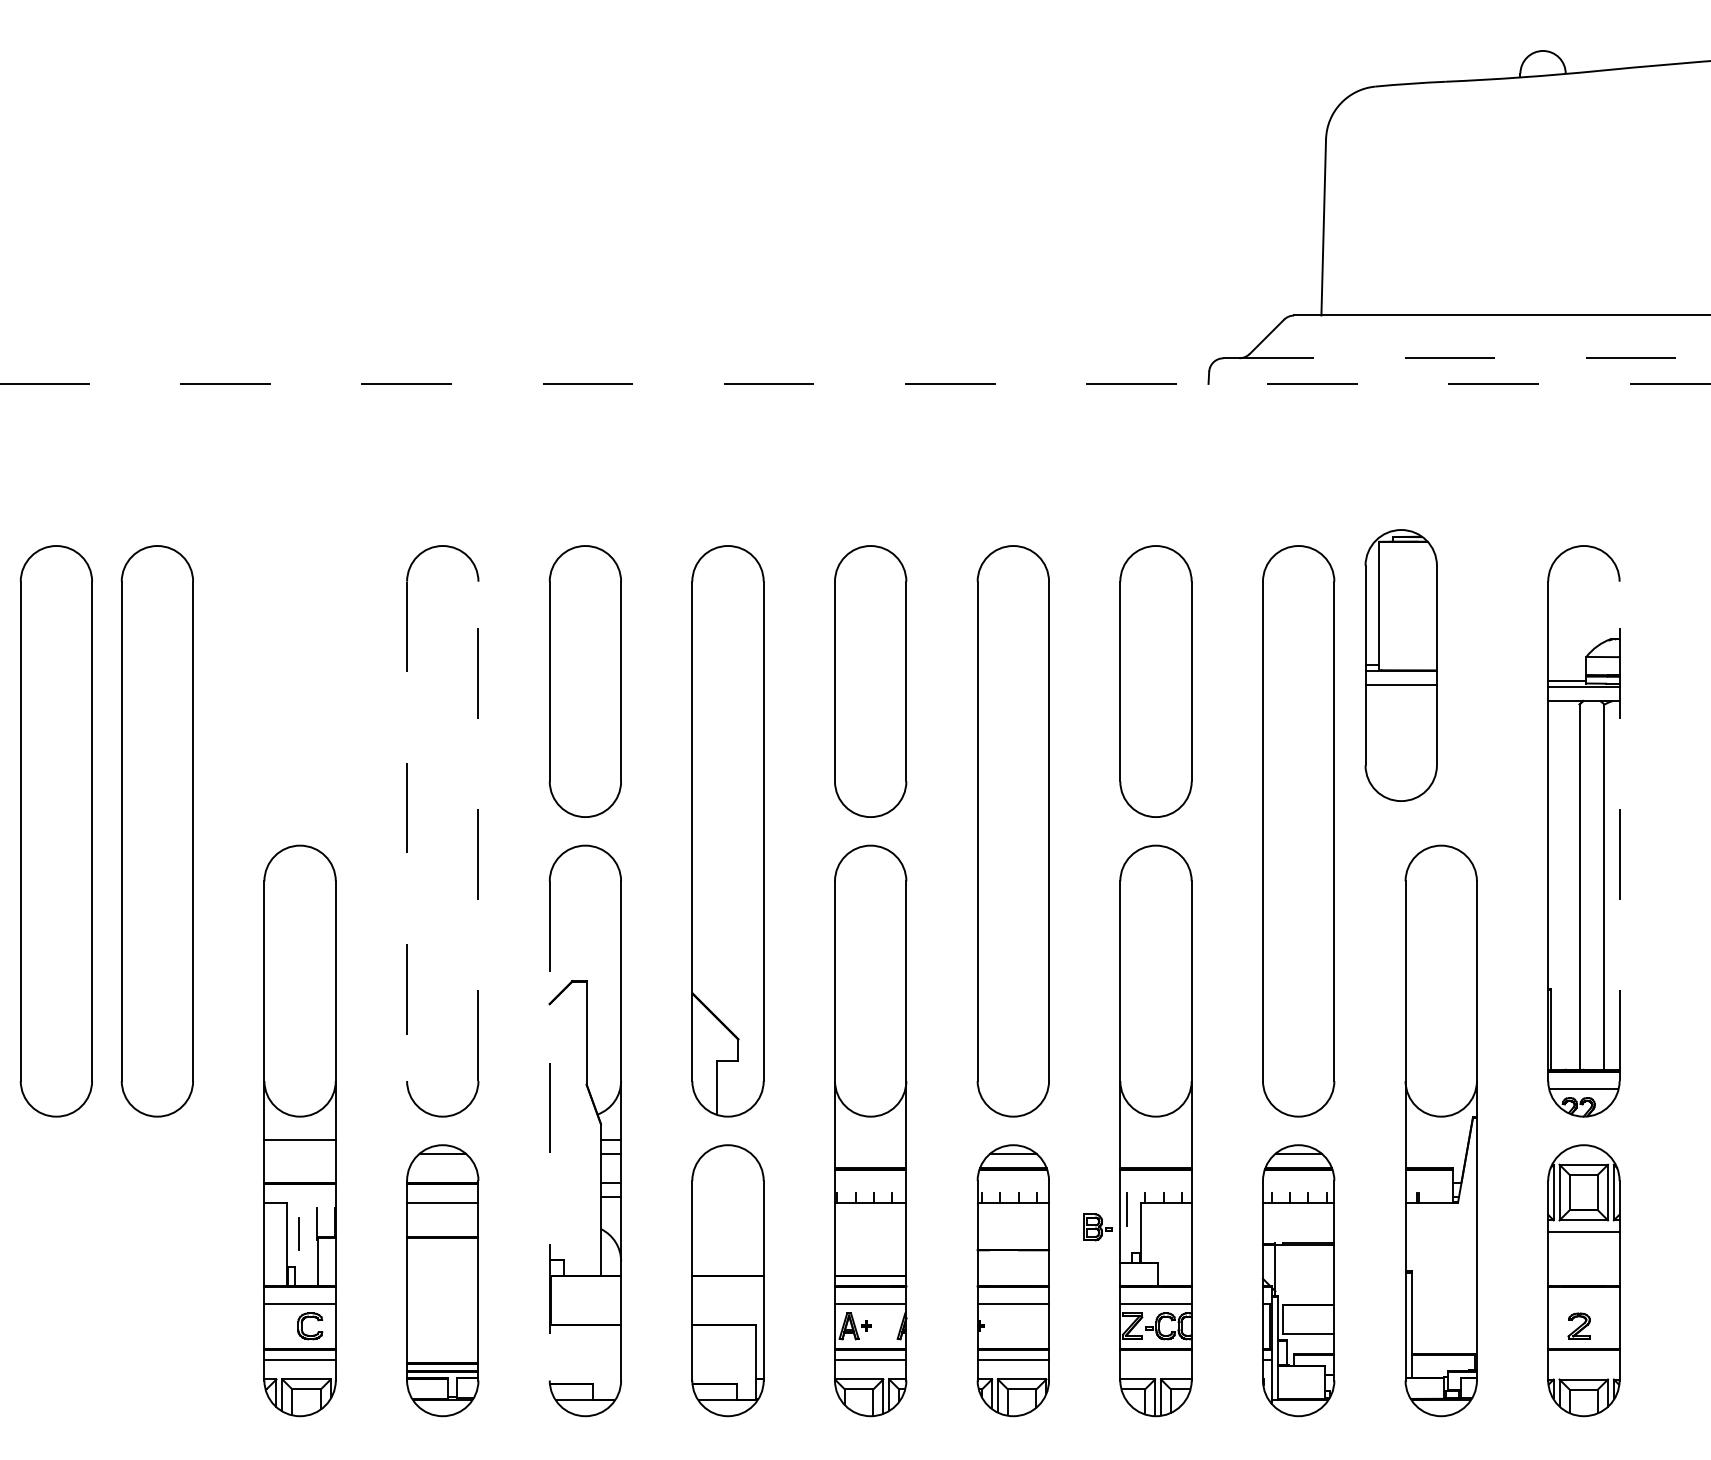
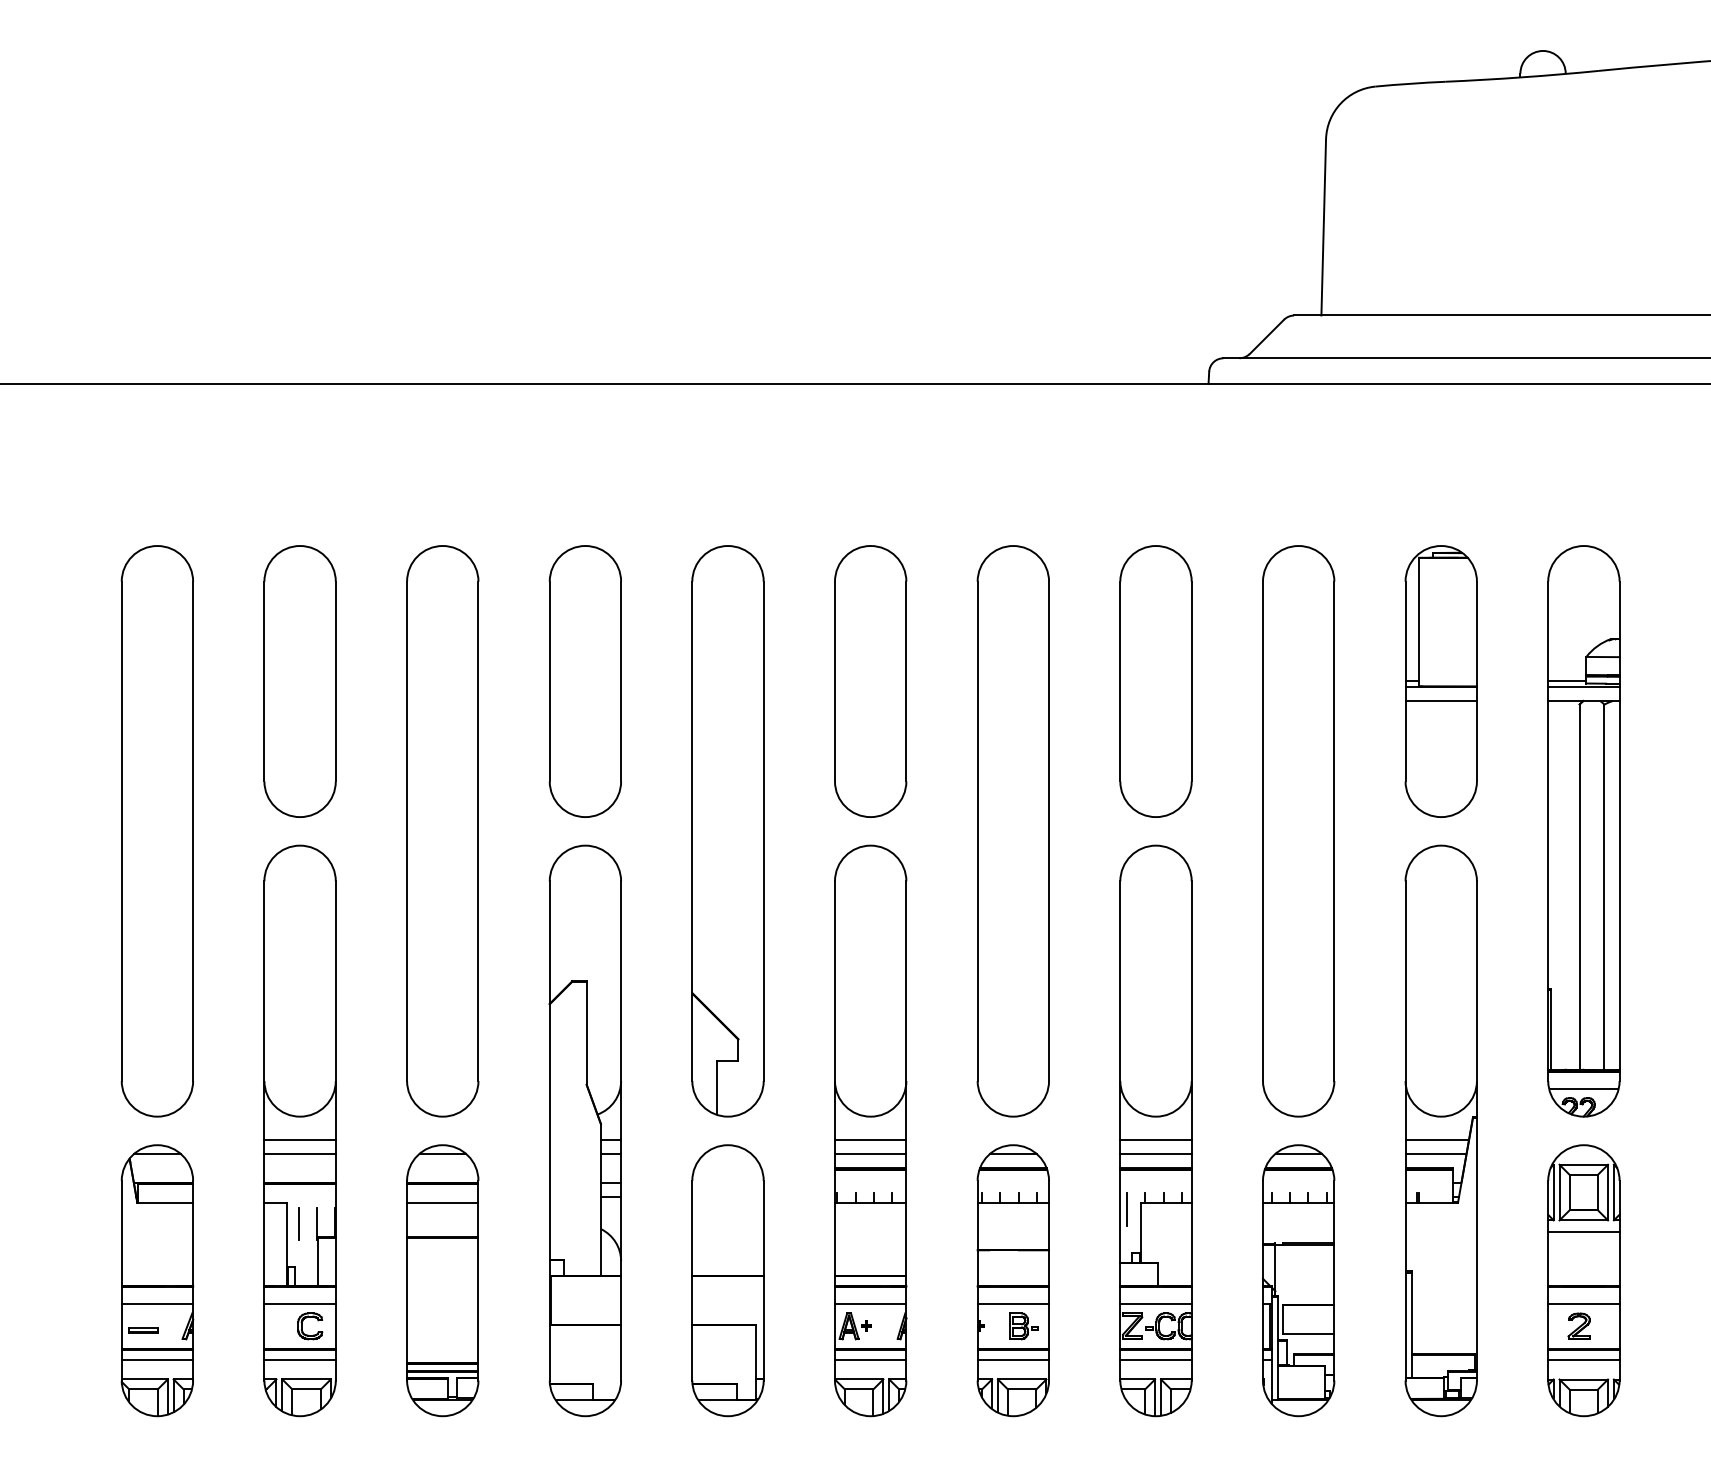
line: dashed -> solid (1467, 358)
line: dashed -> solid (855, 383)
part position: (1400, 665) -> (1440, 681) (1440, 681)
part: none -> present (299, 681)
part: present -> none (55, 831)
line: dashed -> solid (407, 831)
line: dashed -> solid (478, 831)
line: dashed -> solid (1619, 831)
line: dashed -> solid (549, 1130)
line: none -> present (870, 1140)
line: none -> present (1155, 1140)
line: none -> present (1436, 1140)
line: none -> present (299, 1154)
line: none -> present (870, 1154)
line: none -> present (1155, 1154)
line: none -> present (1435, 1154)
part position: (1097, 1227) -> (1023, 1326) (1023, 1326)
line position: (298, 1233) -> (298, 1223) (298, 1223)
part: none -> present (157, 1280)
line: none -> present (1583, 1304)
line: none -> present (1155, 1359)
line: none -> present (1583, 1359)
